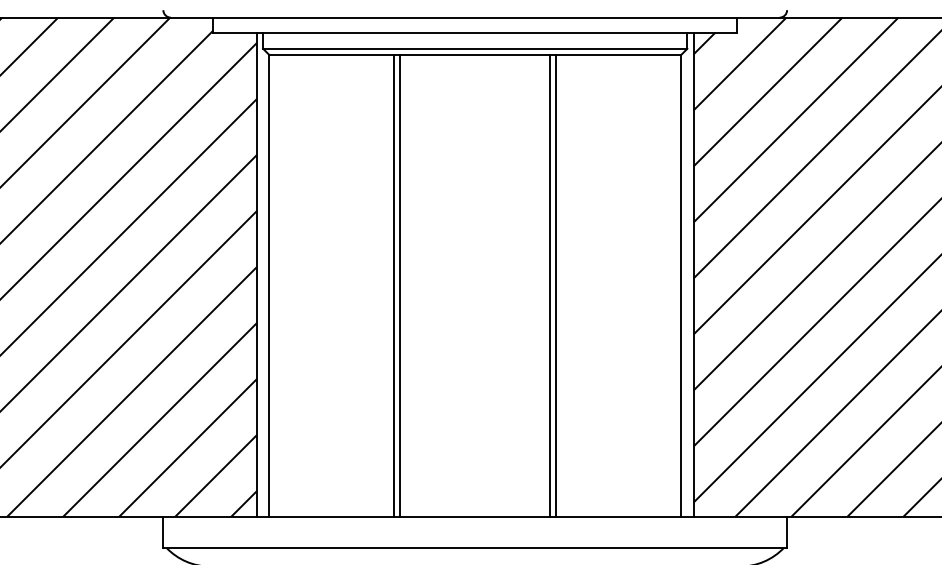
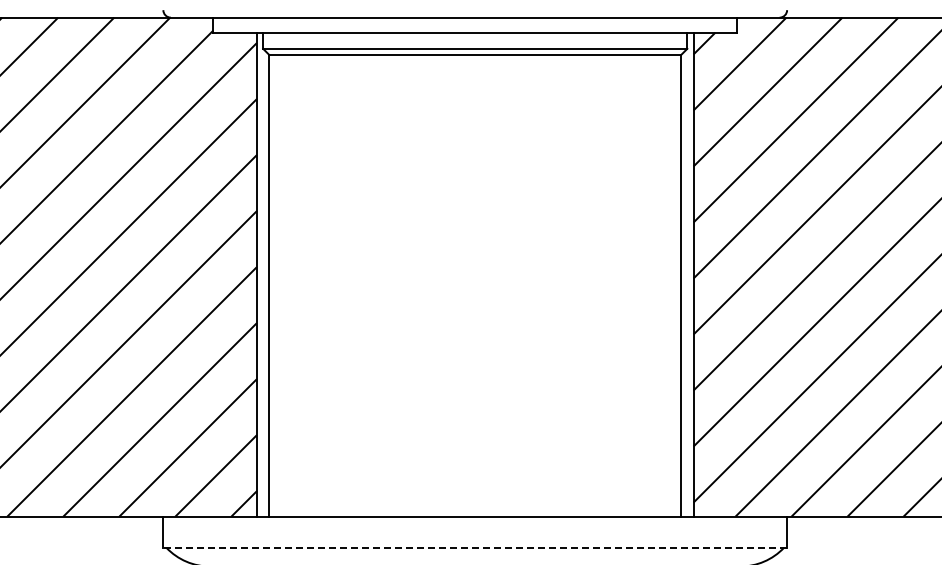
line: present -> none (394, 285)
line: present -> none (400, 285)
line: present -> none (550, 285)
line: present -> none (556, 285)
line: solid -> dashed (475, 547)
